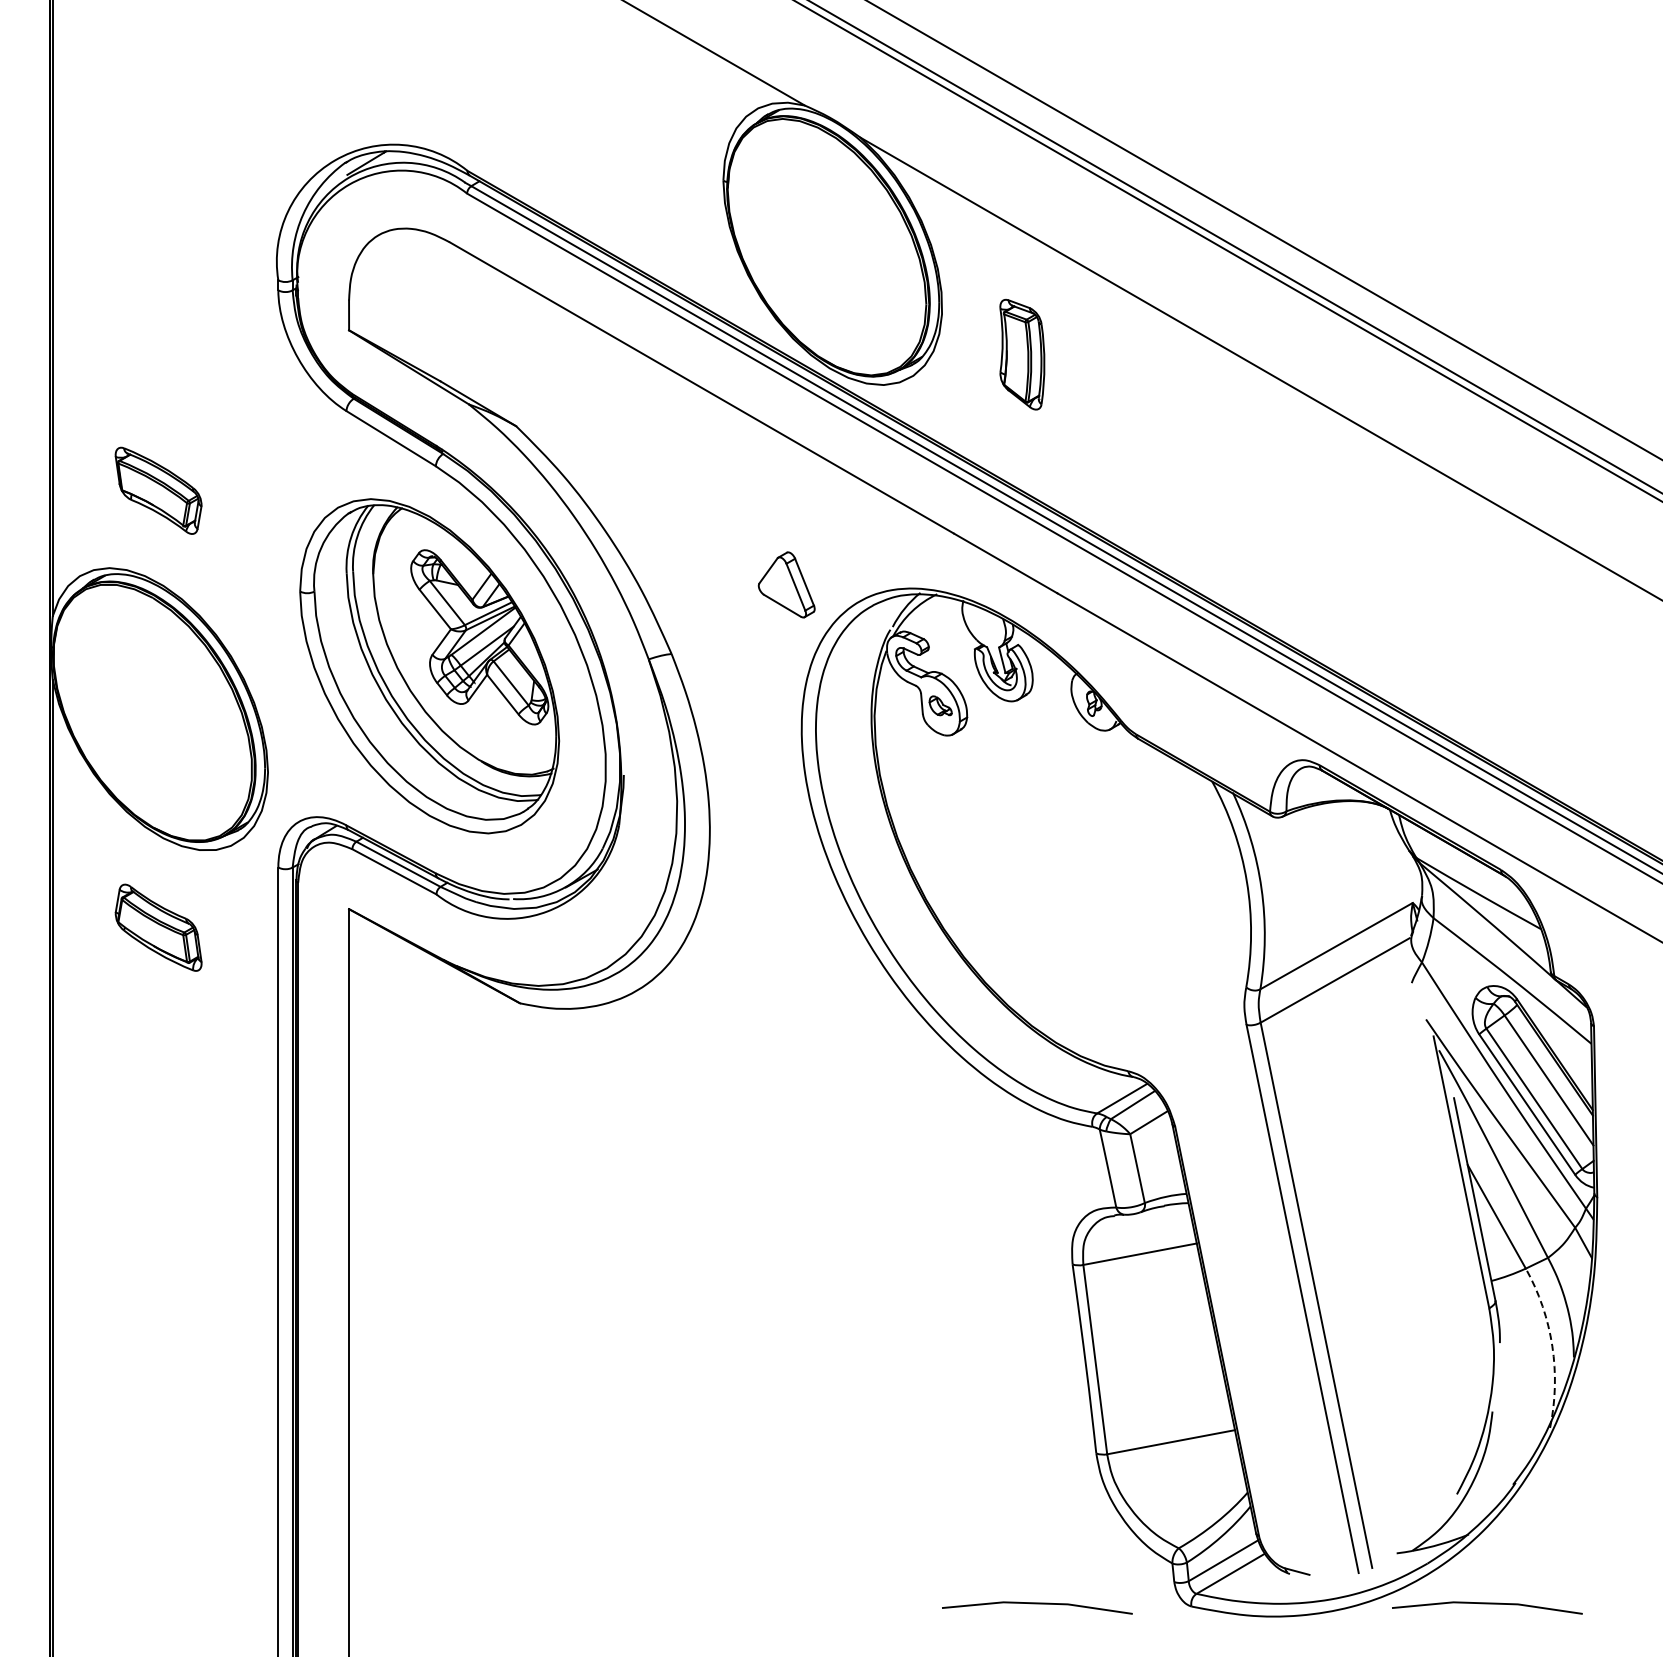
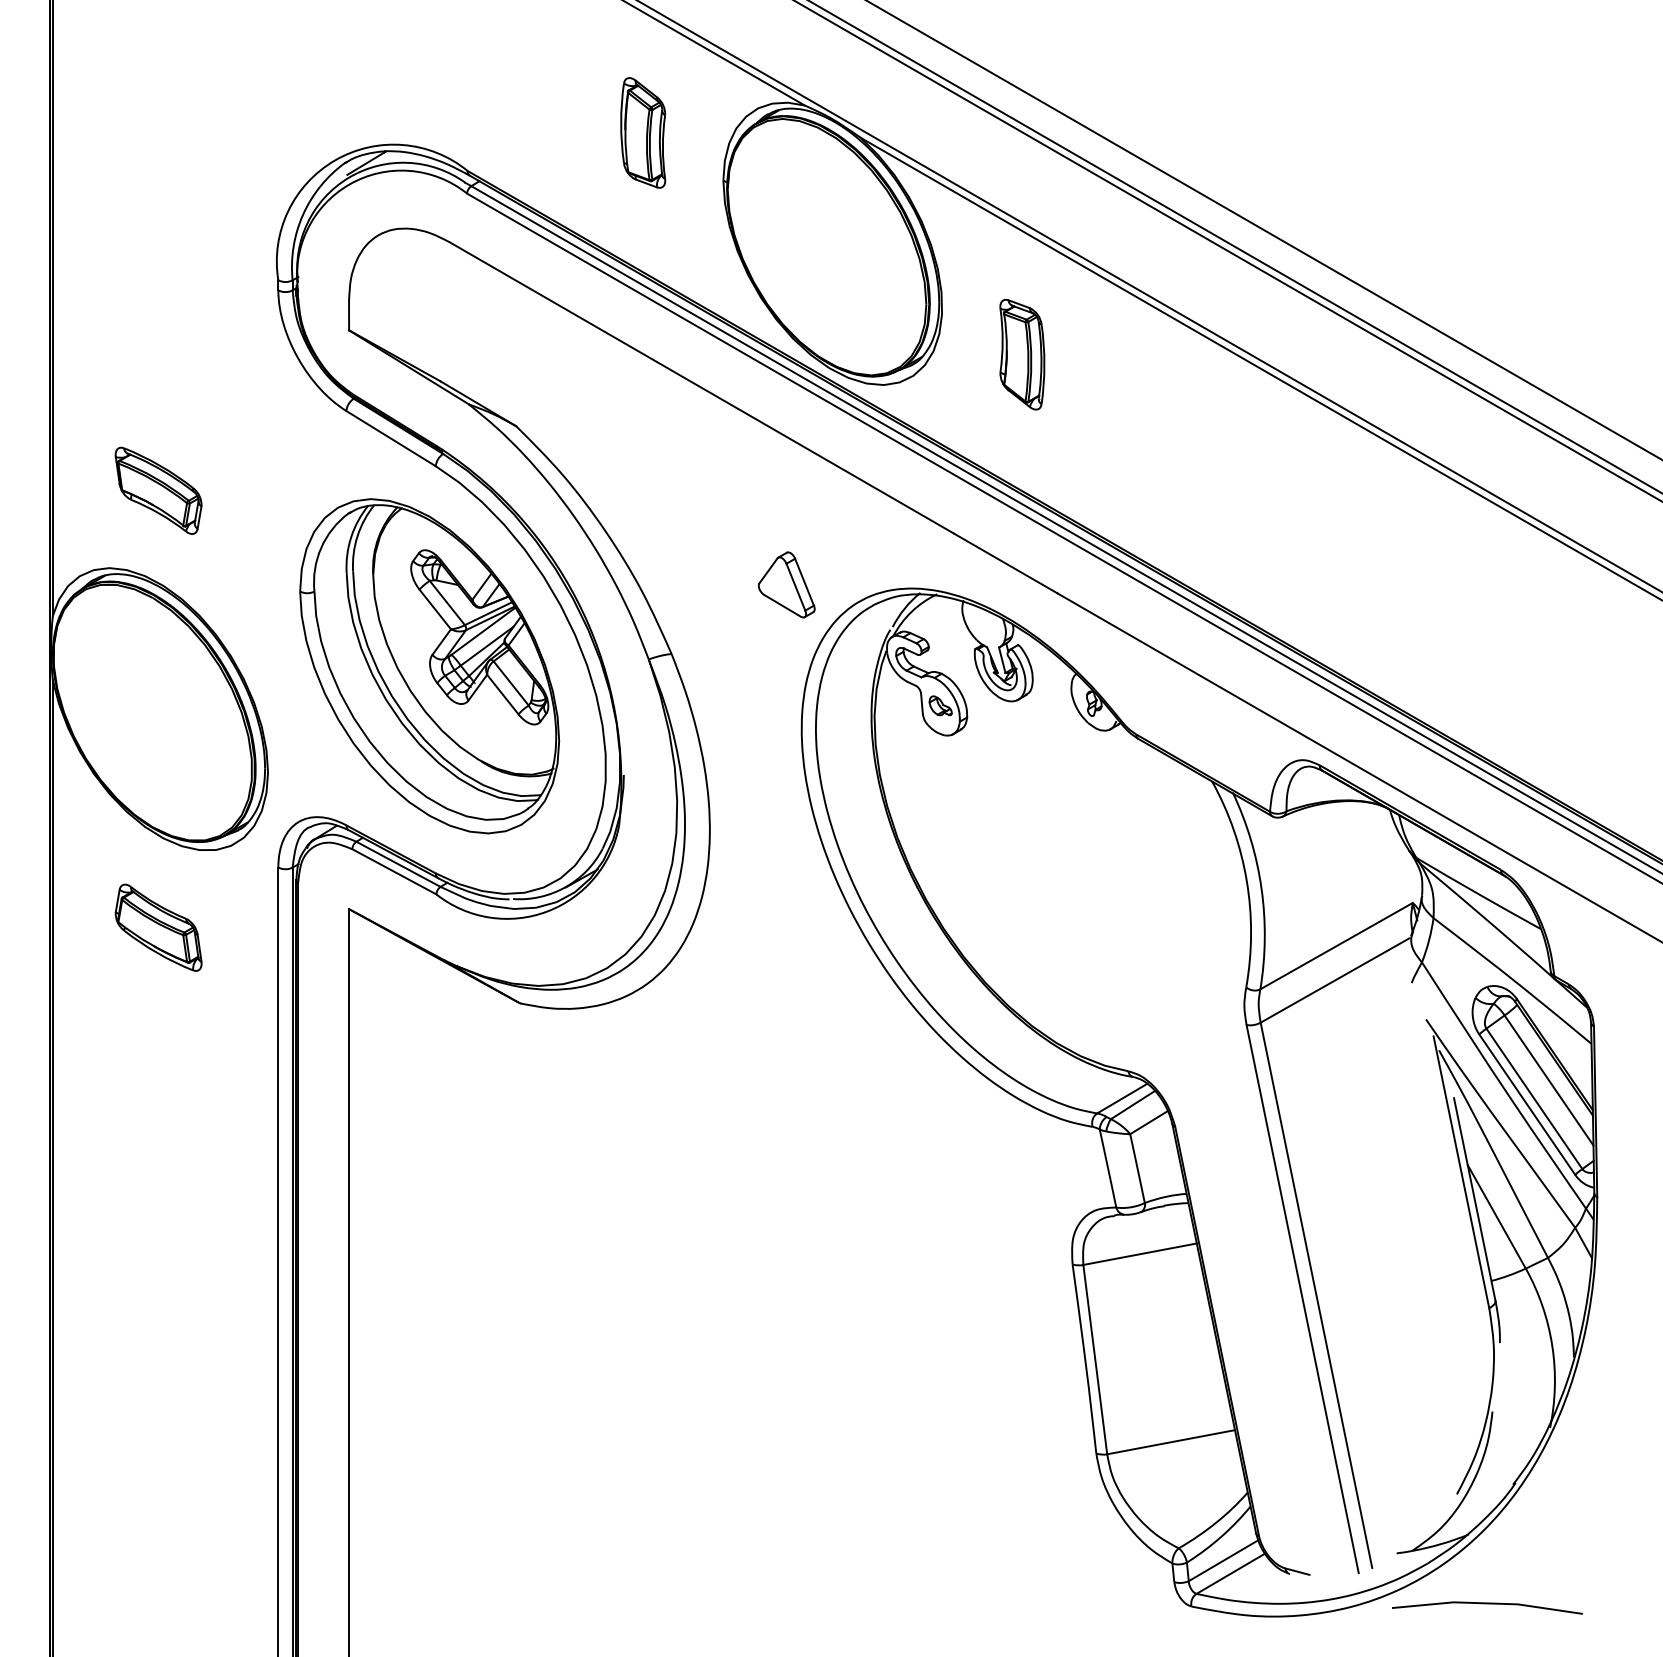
part: none -> present (643, 132)
line: none -> present (1149, 296)
arc: dashed -> solid (1552, 1346)
line: present -> none (1037, 1604)
